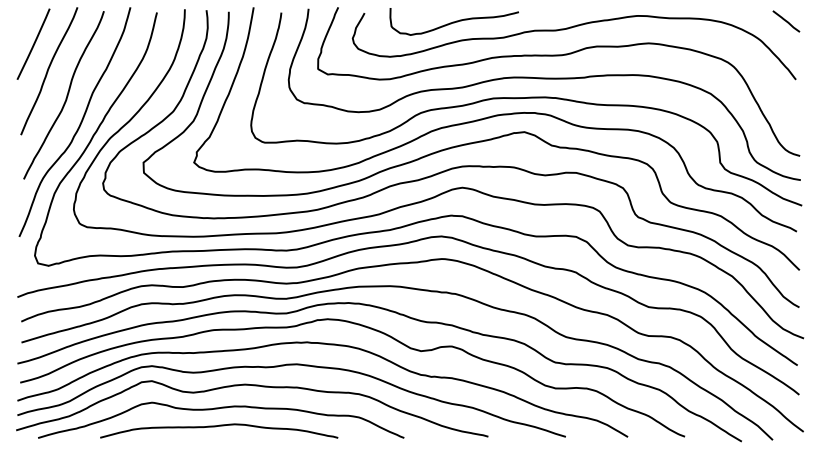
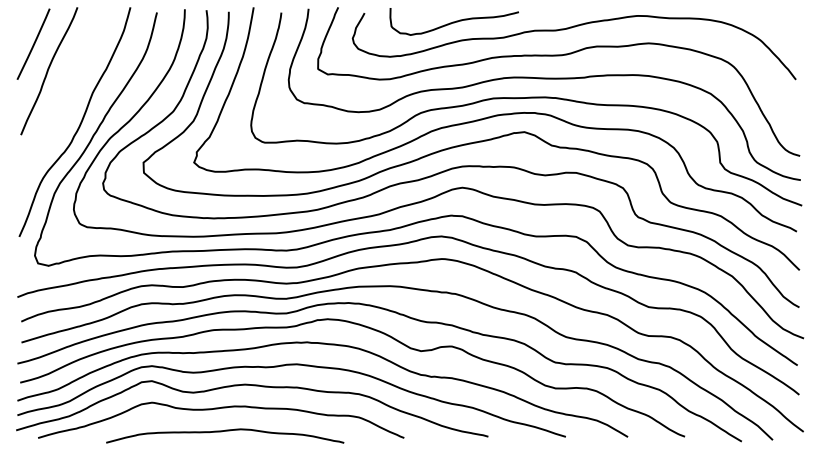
line: present -> none (786, 21)
curve: present -> none (66, 95)
curve position: (219, 426) -> (225, 431) (225, 431)
